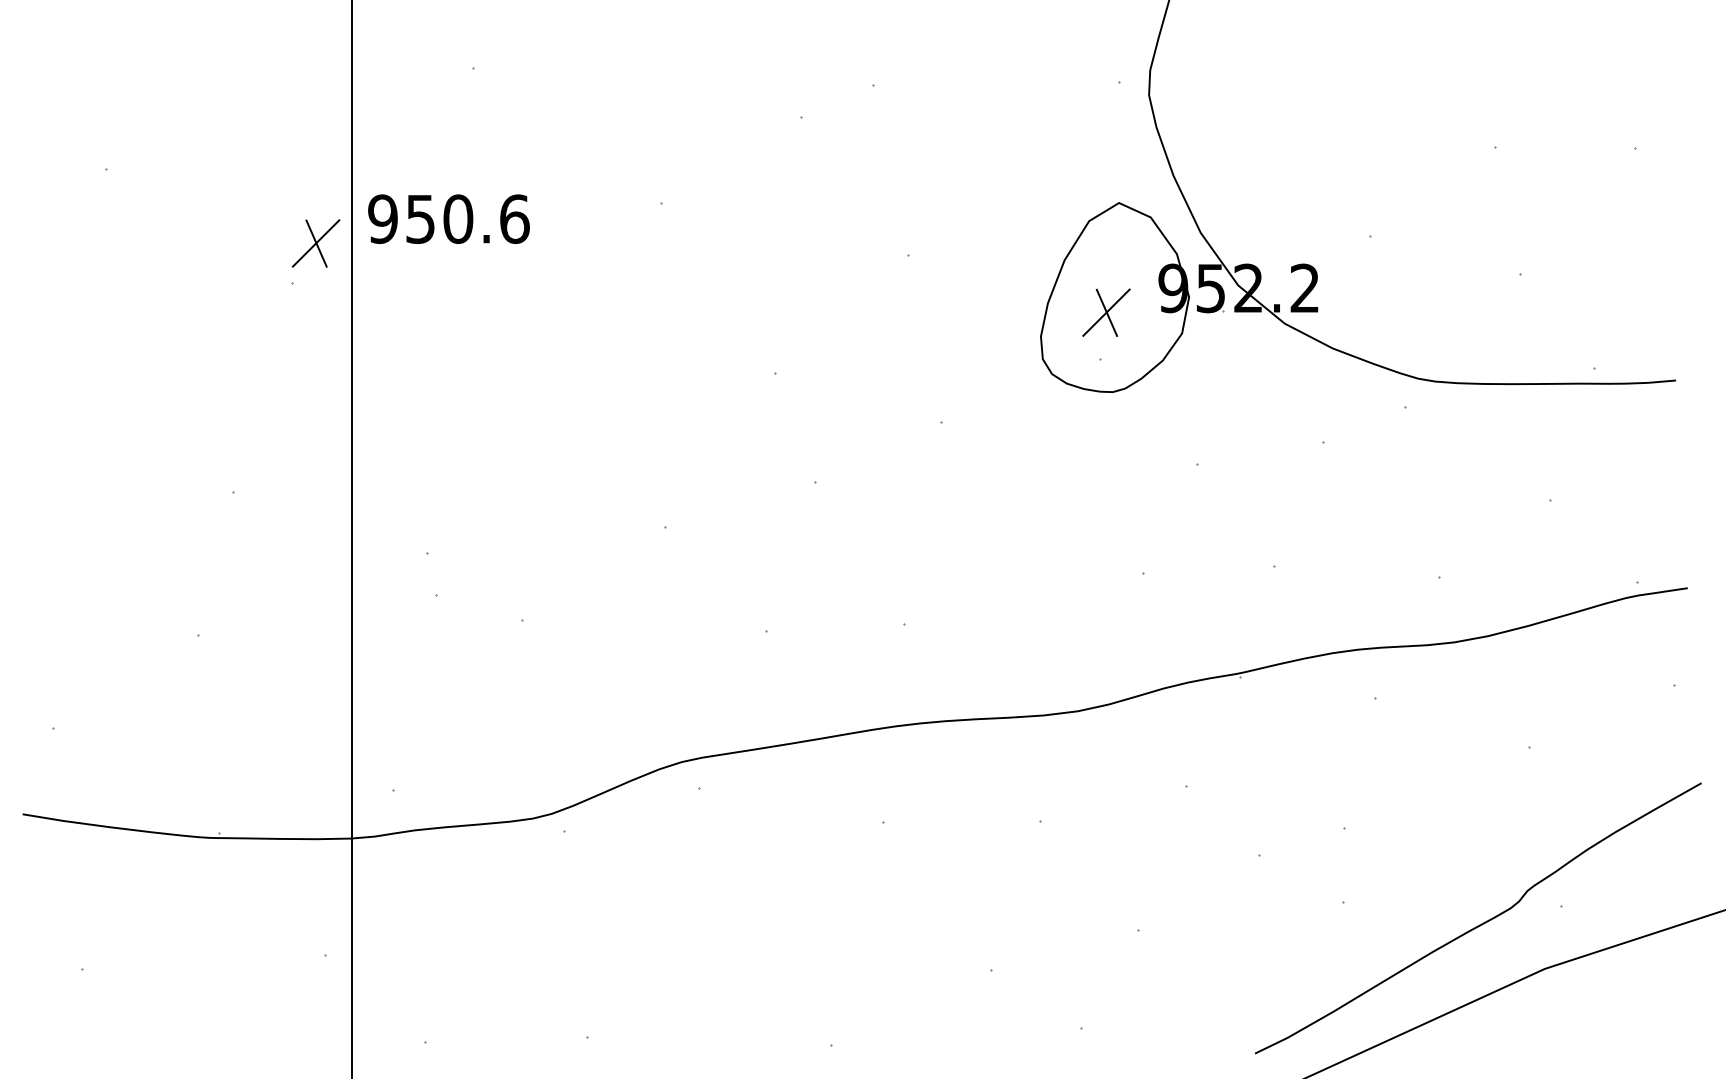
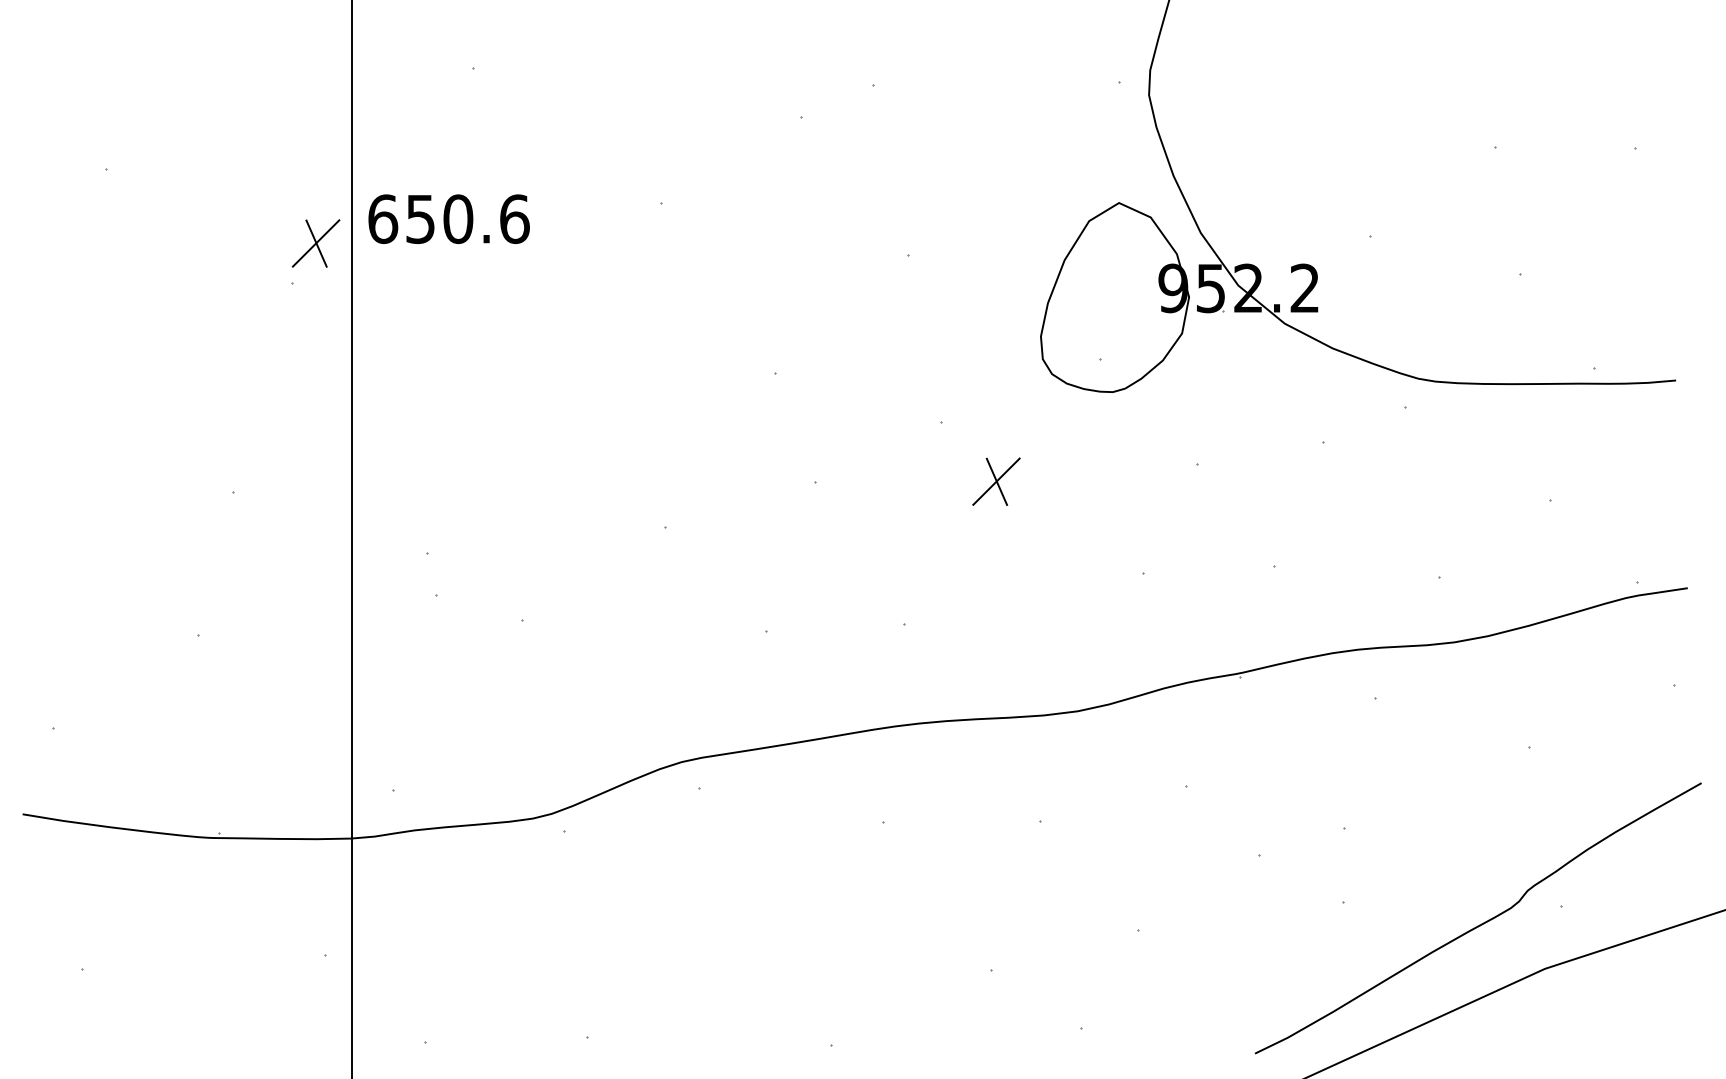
text: 950.6 -> 650.6 (383, 218)
part position: (1106, 312) -> (996, 481) (996, 481)
